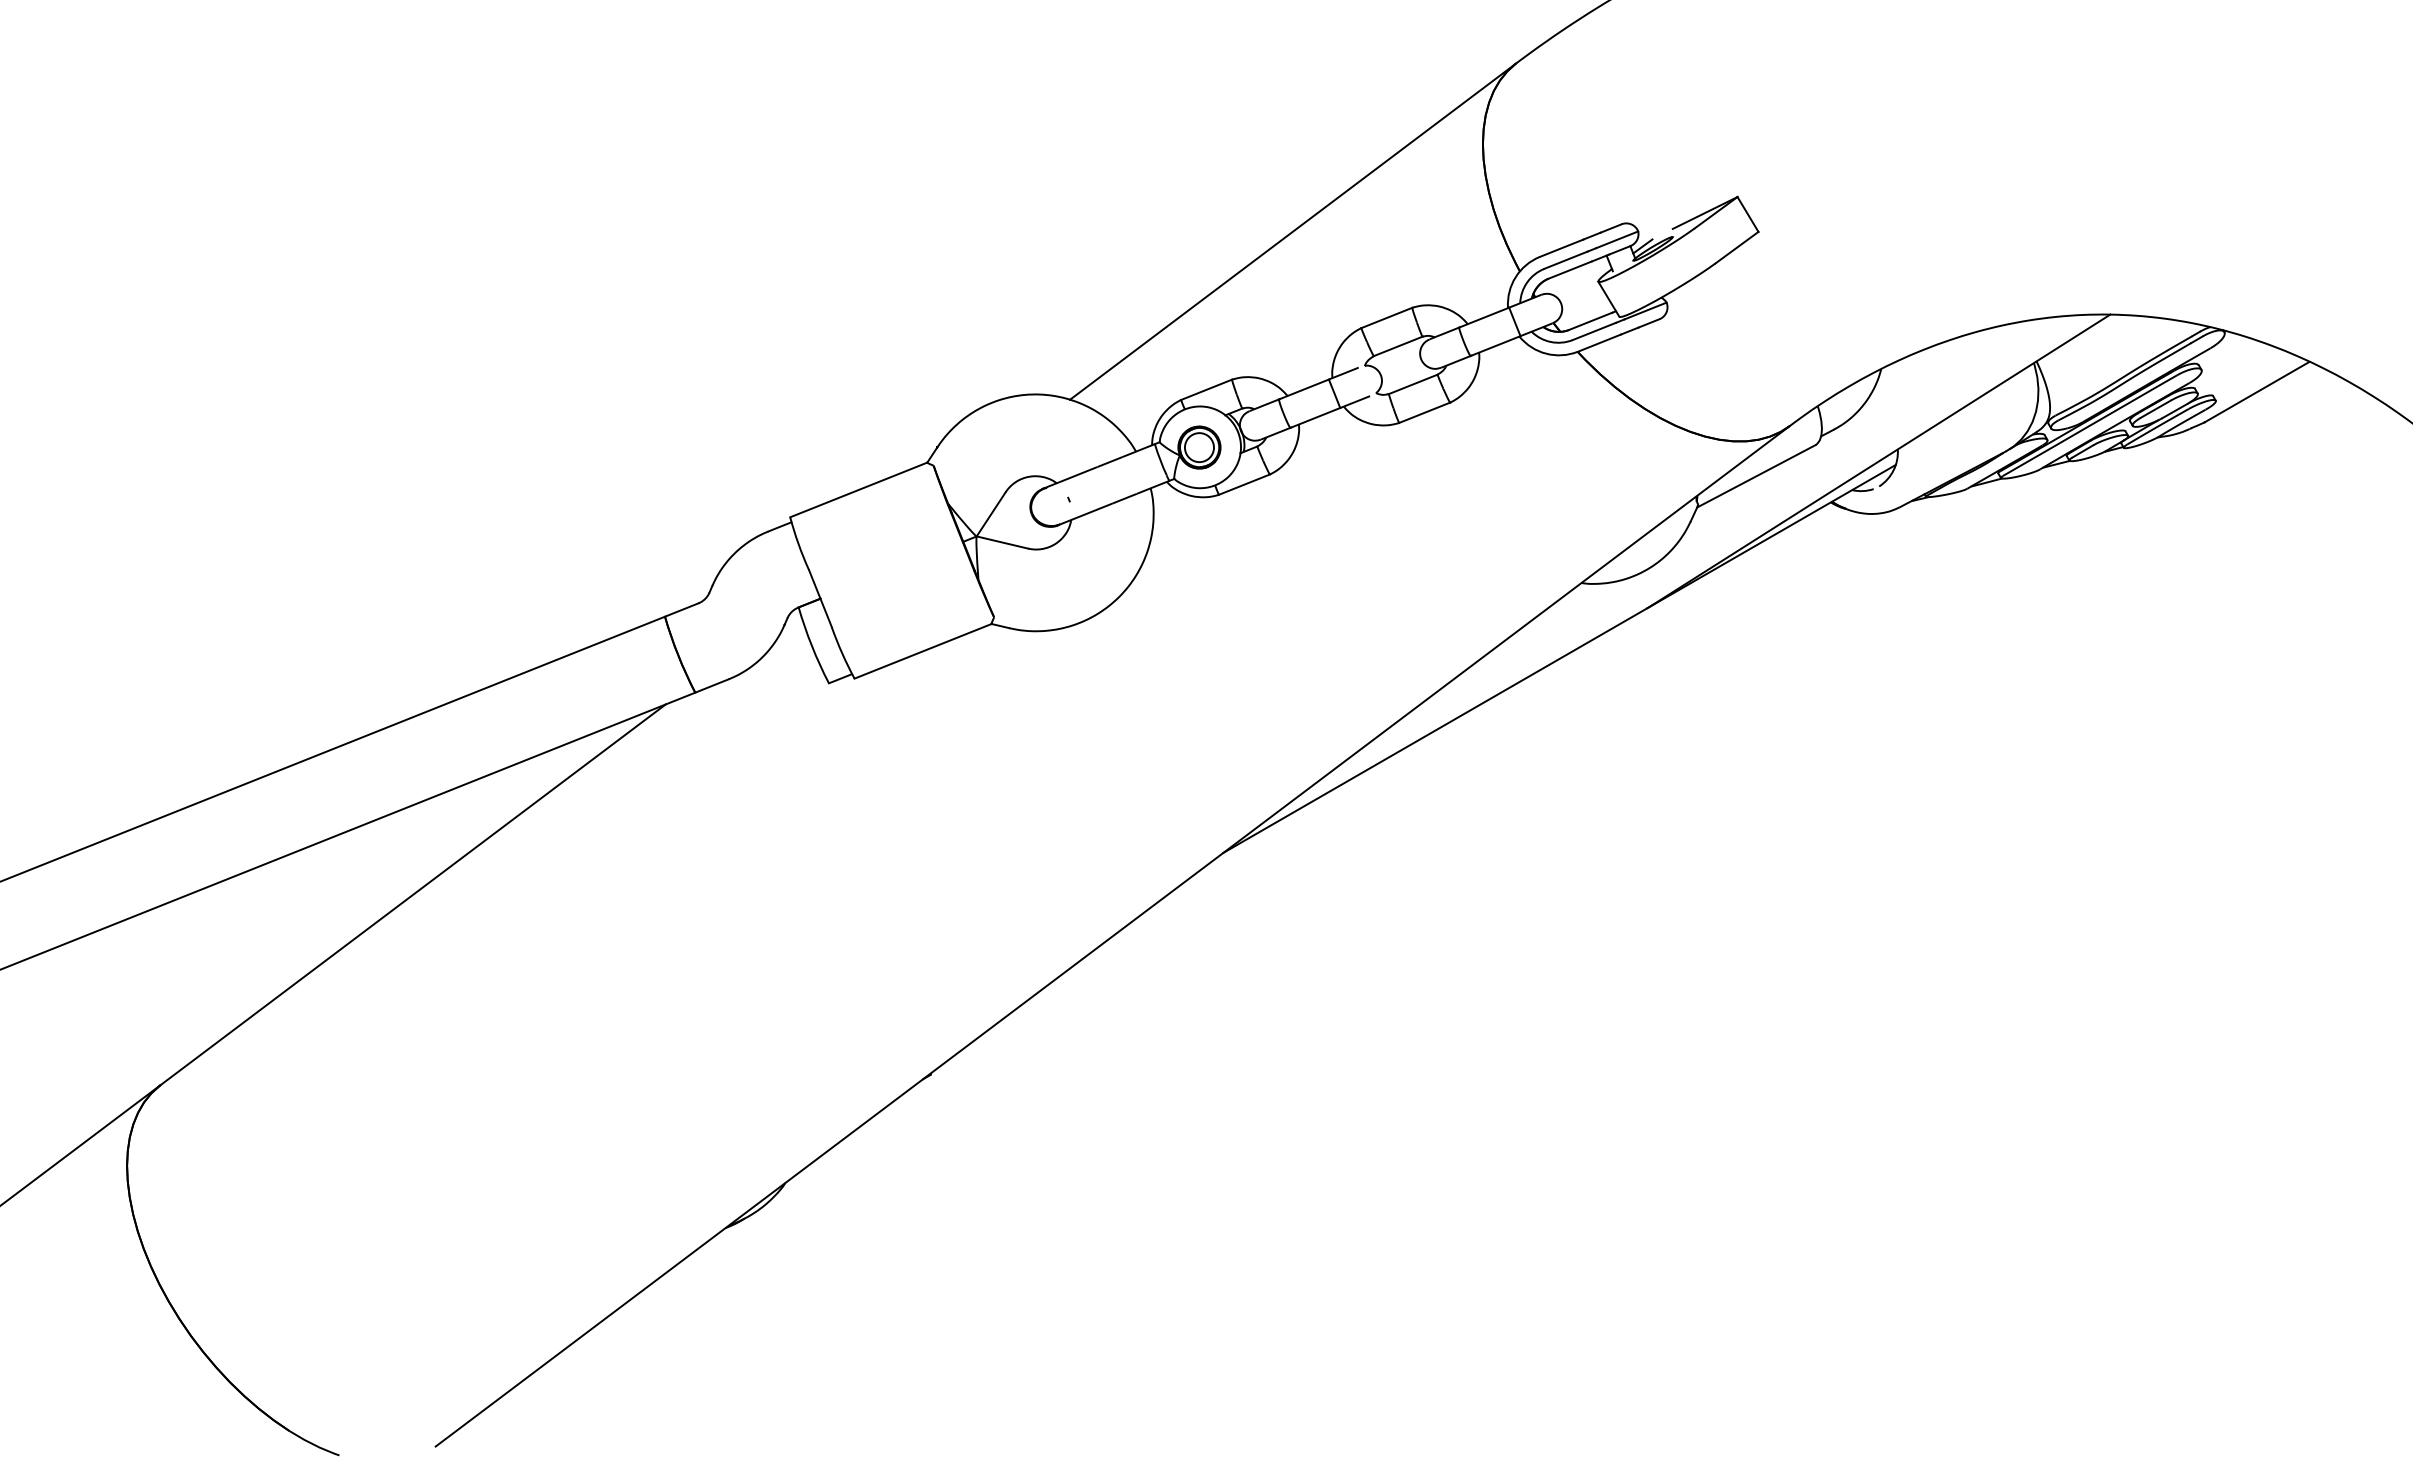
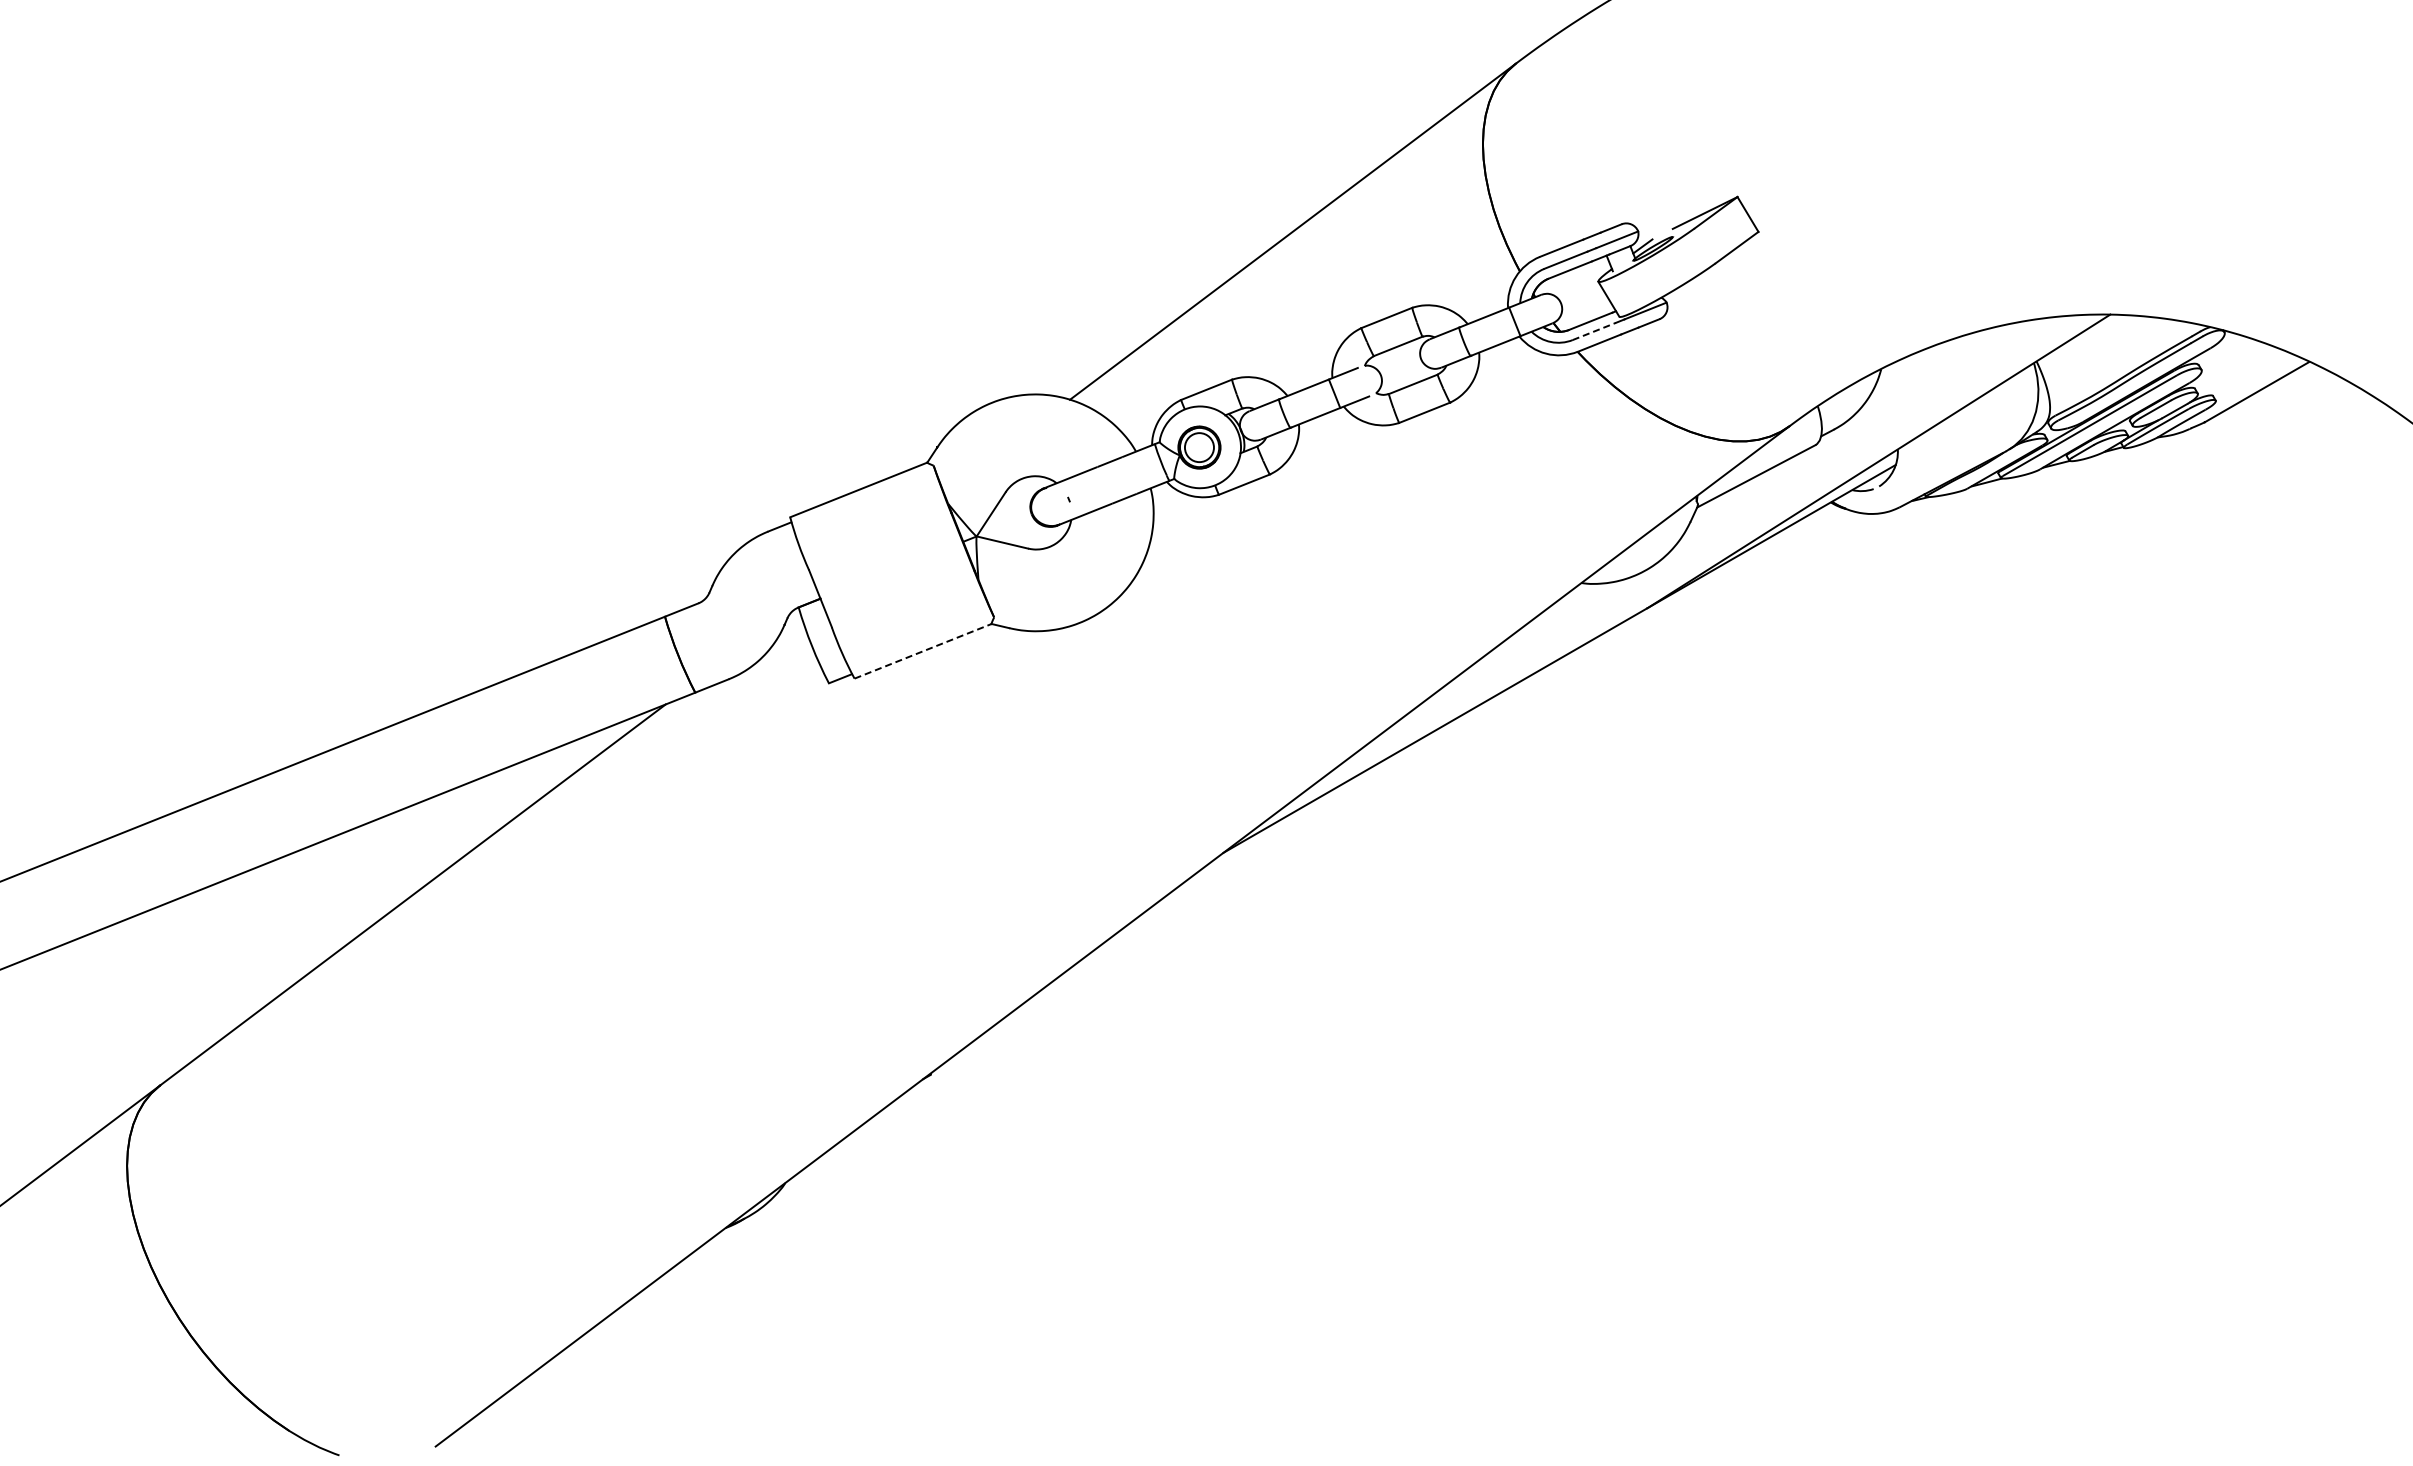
line: solid -> dashed (1594, 331)
line: solid -> dashed (923, 651)
